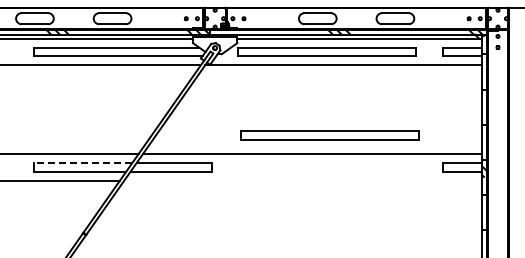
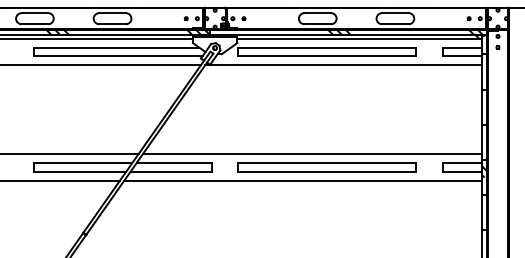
part position: (329, 135) -> (326, 167) (326, 167)
line: dashed -> solid (82, 162)
line: none -> present (303, 180)
